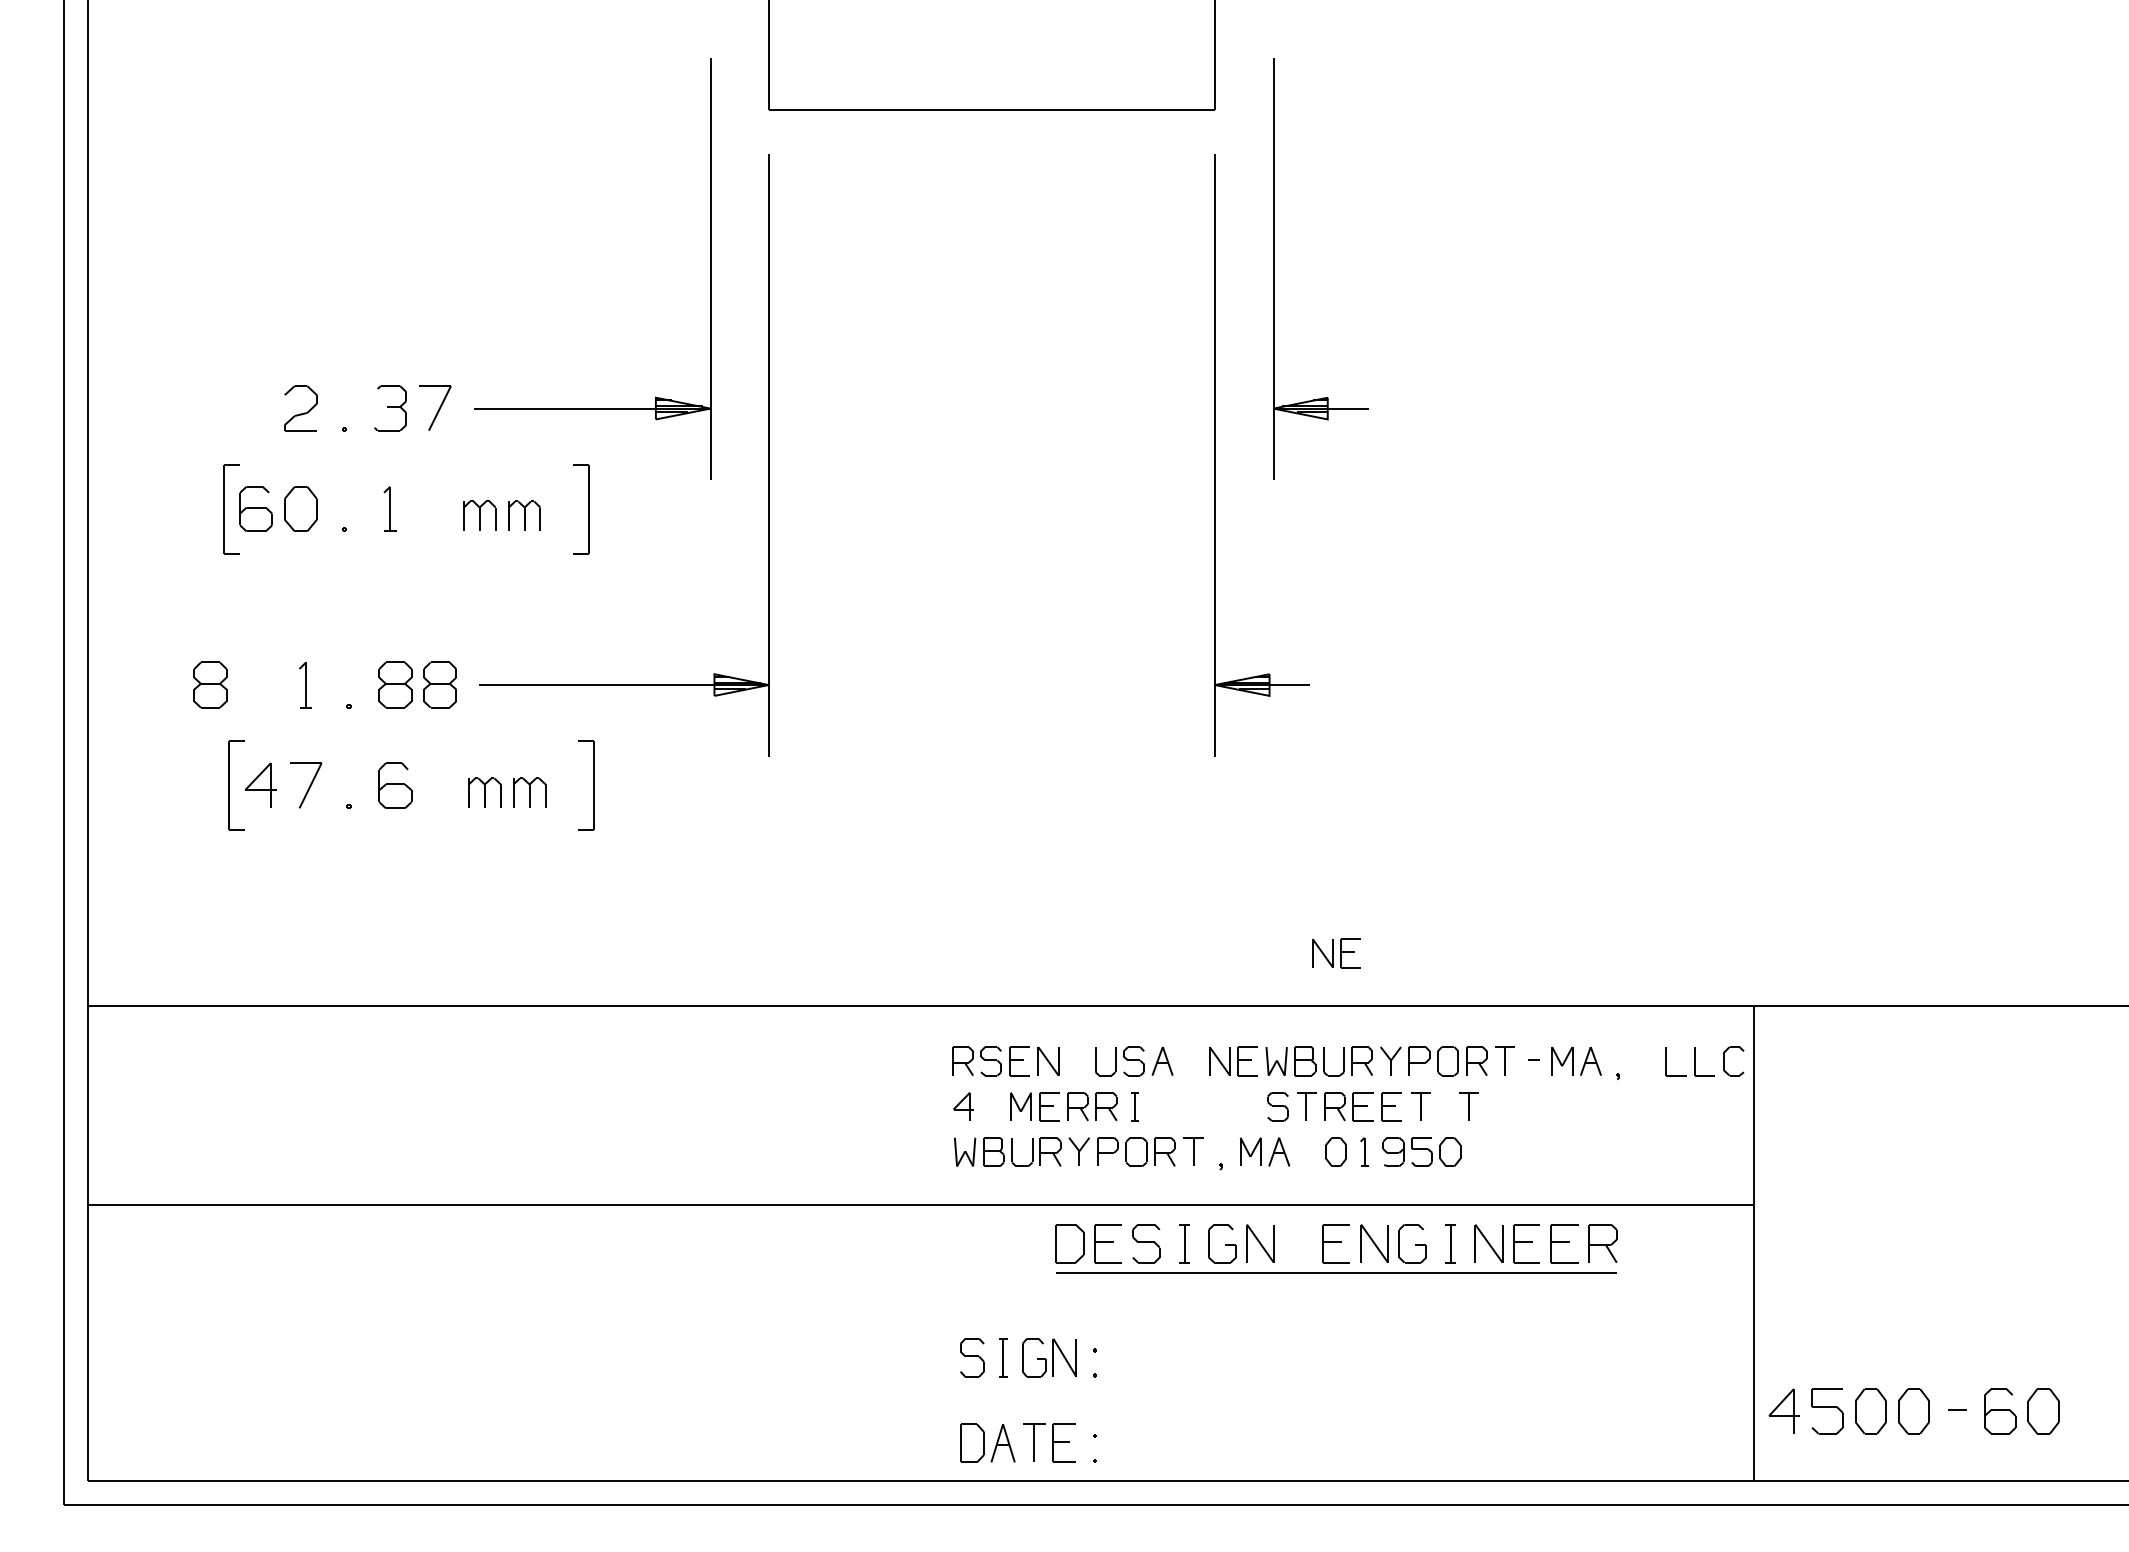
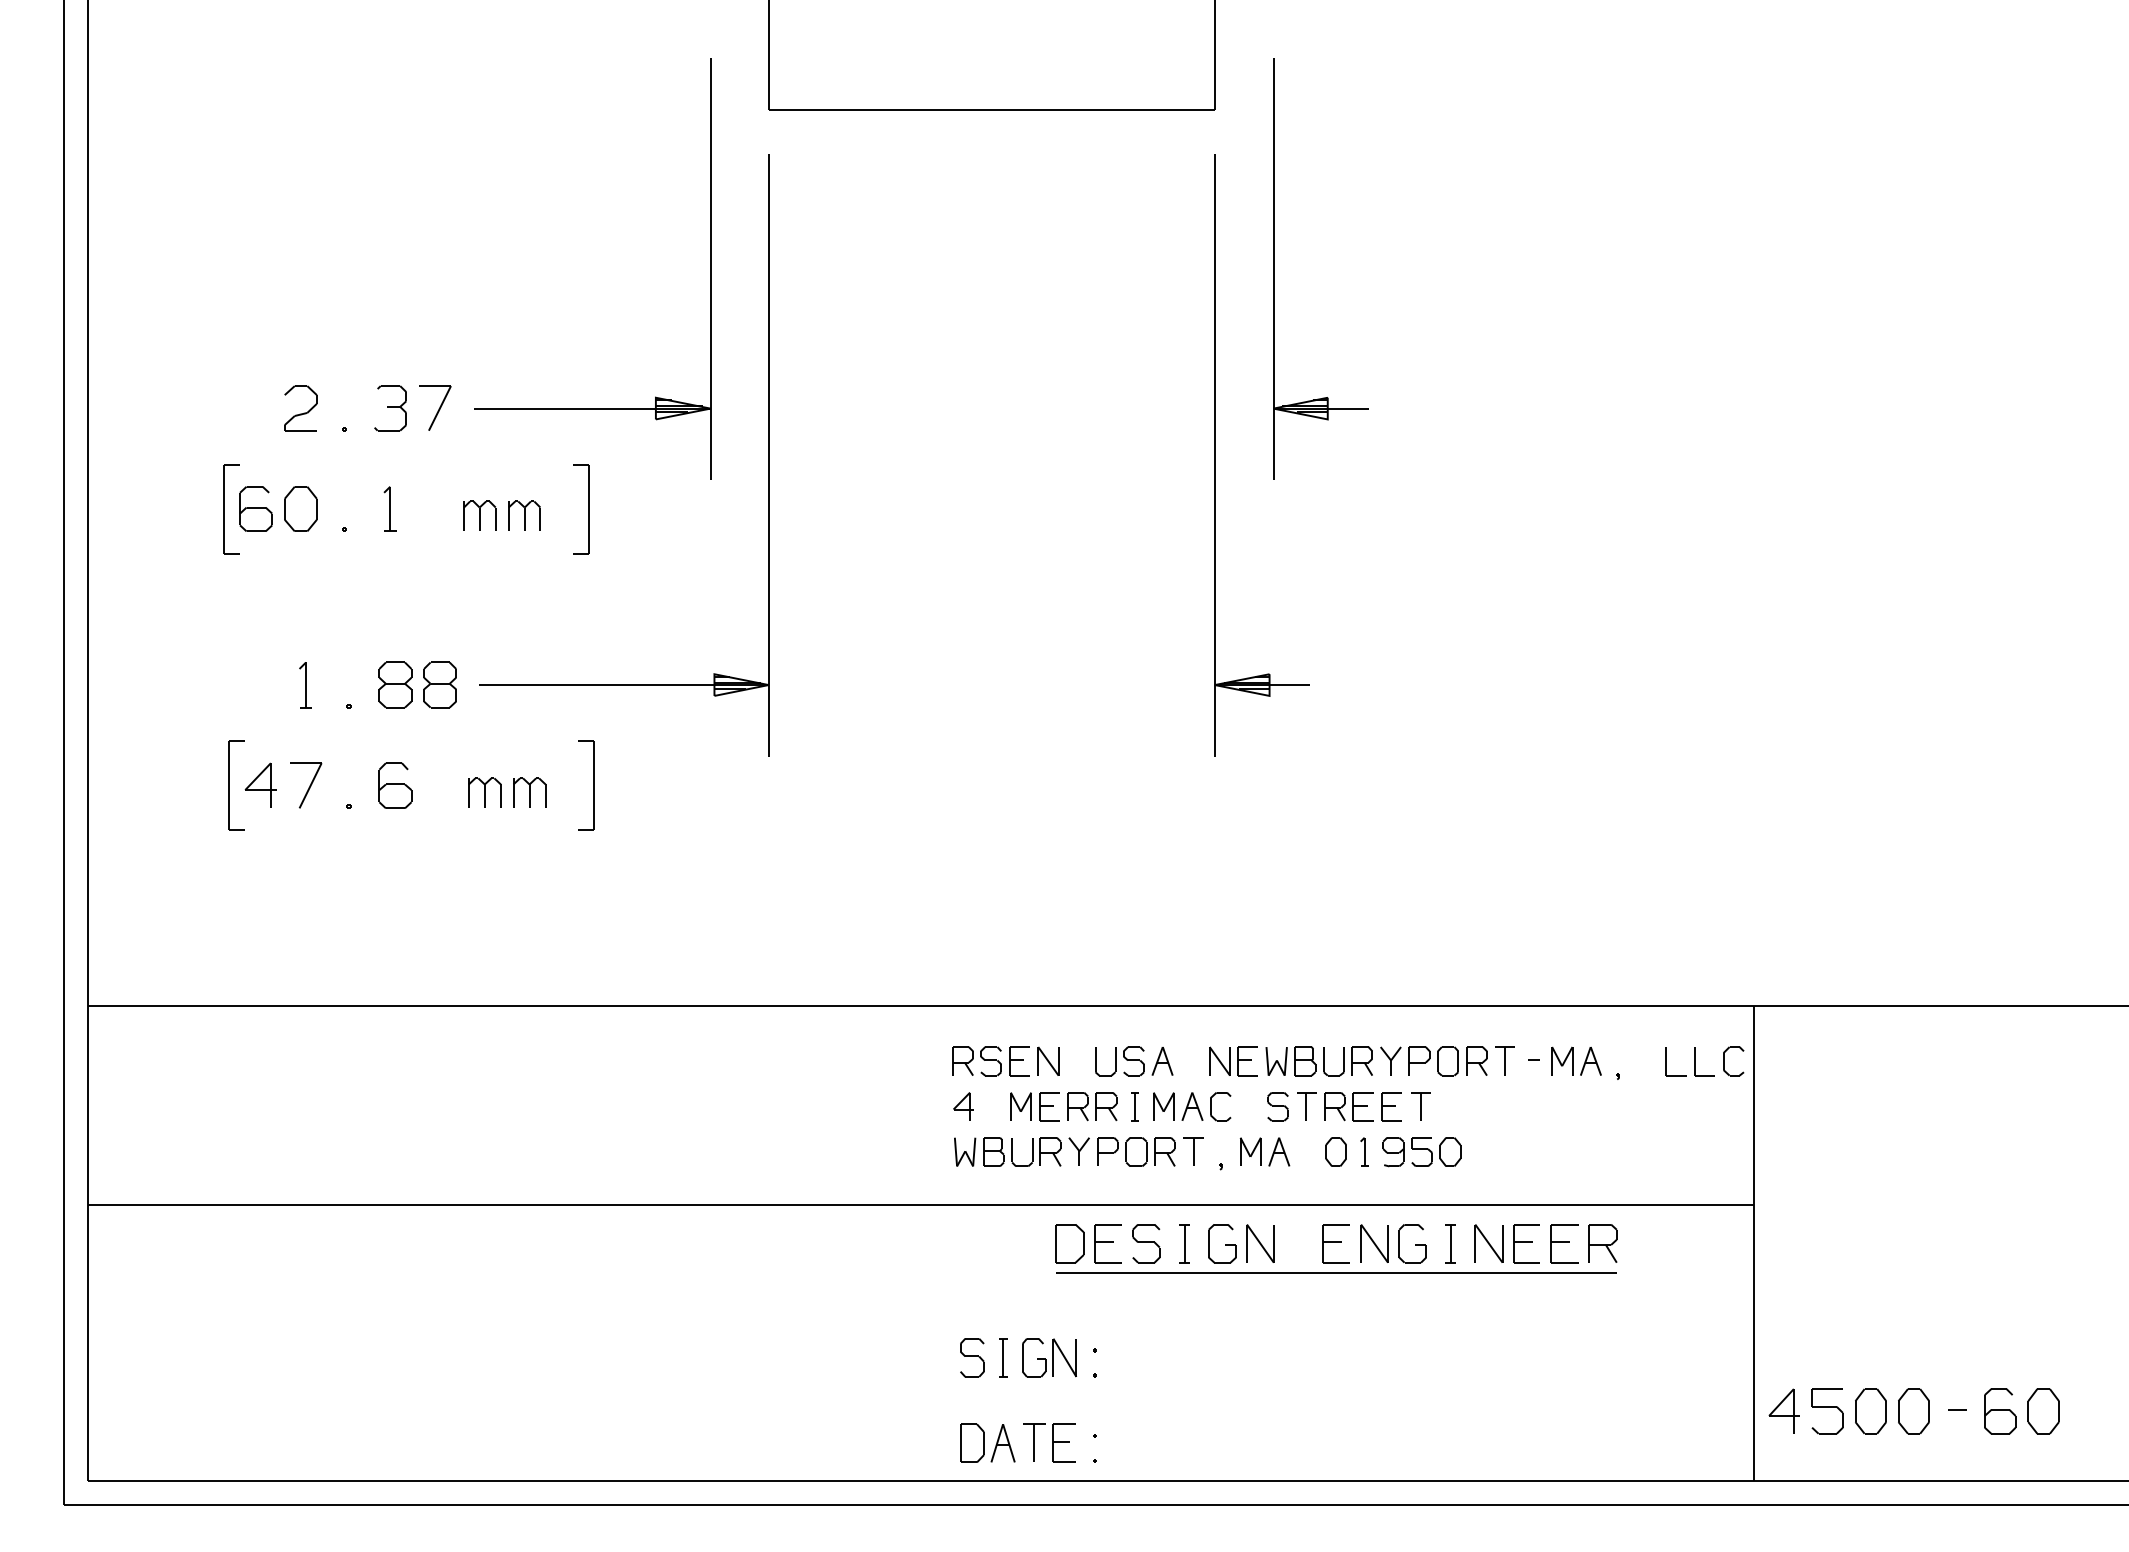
part: present -> none (210, 684)
part: present -> none (1336, 953)
part: none -> present (1192, 1106)
part: present -> none (1468, 1106)
